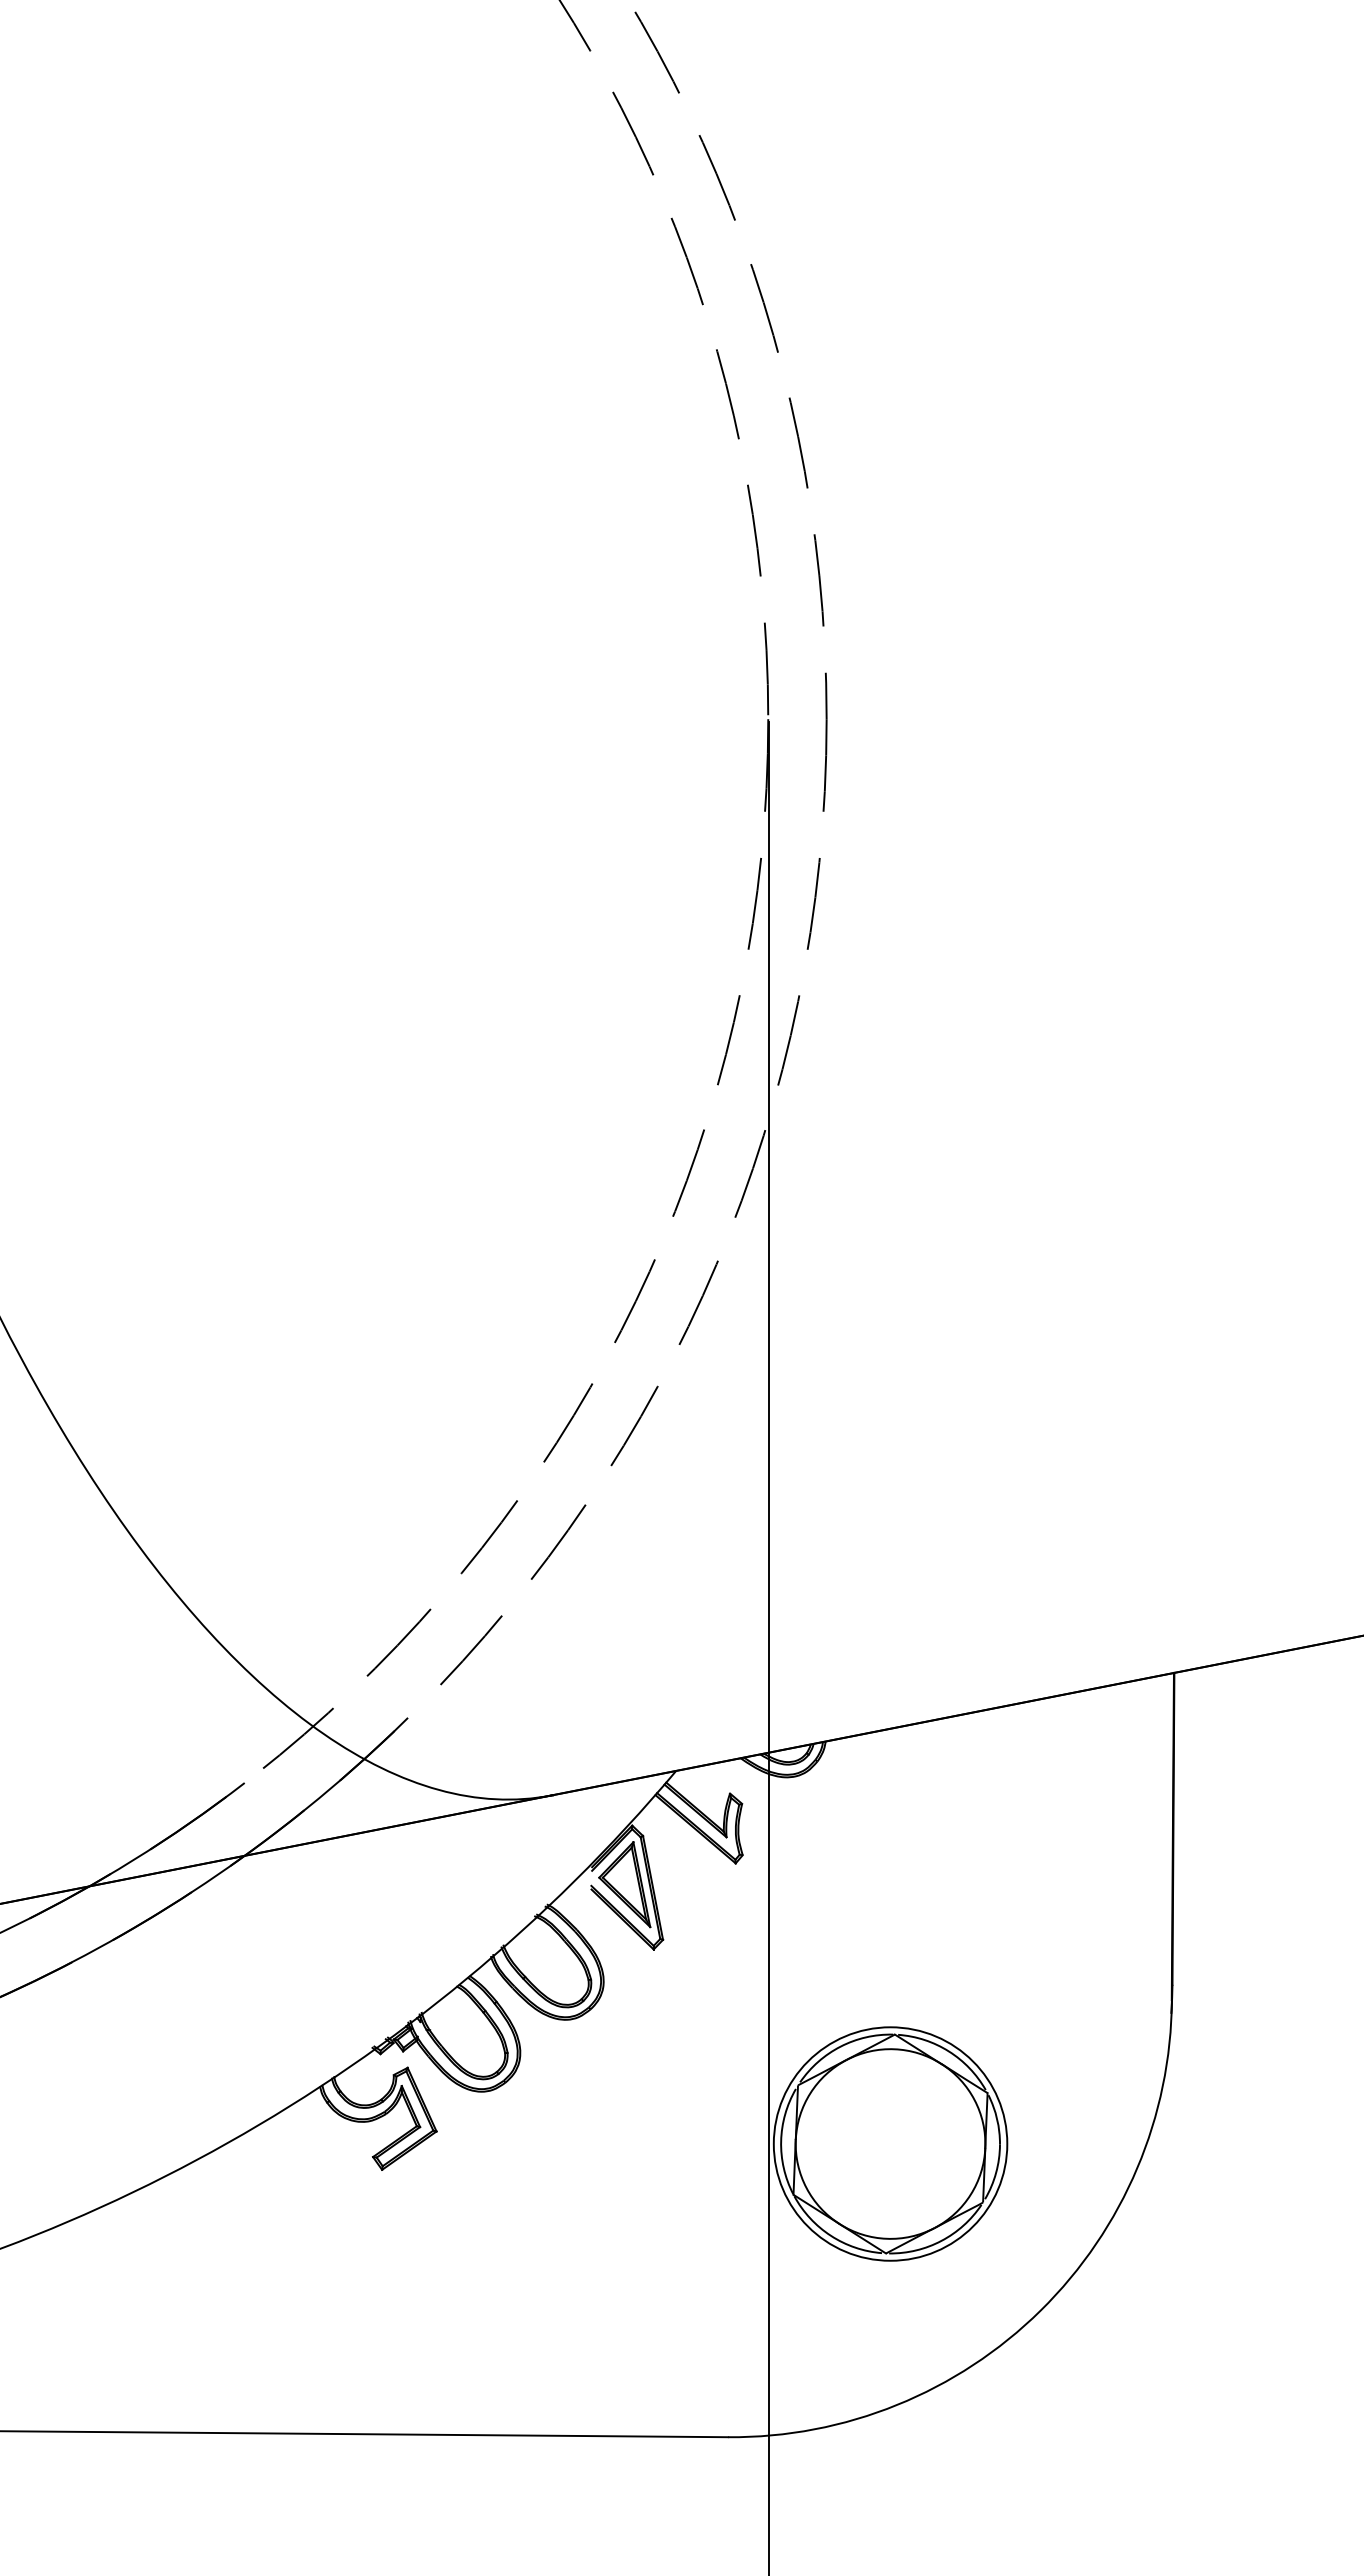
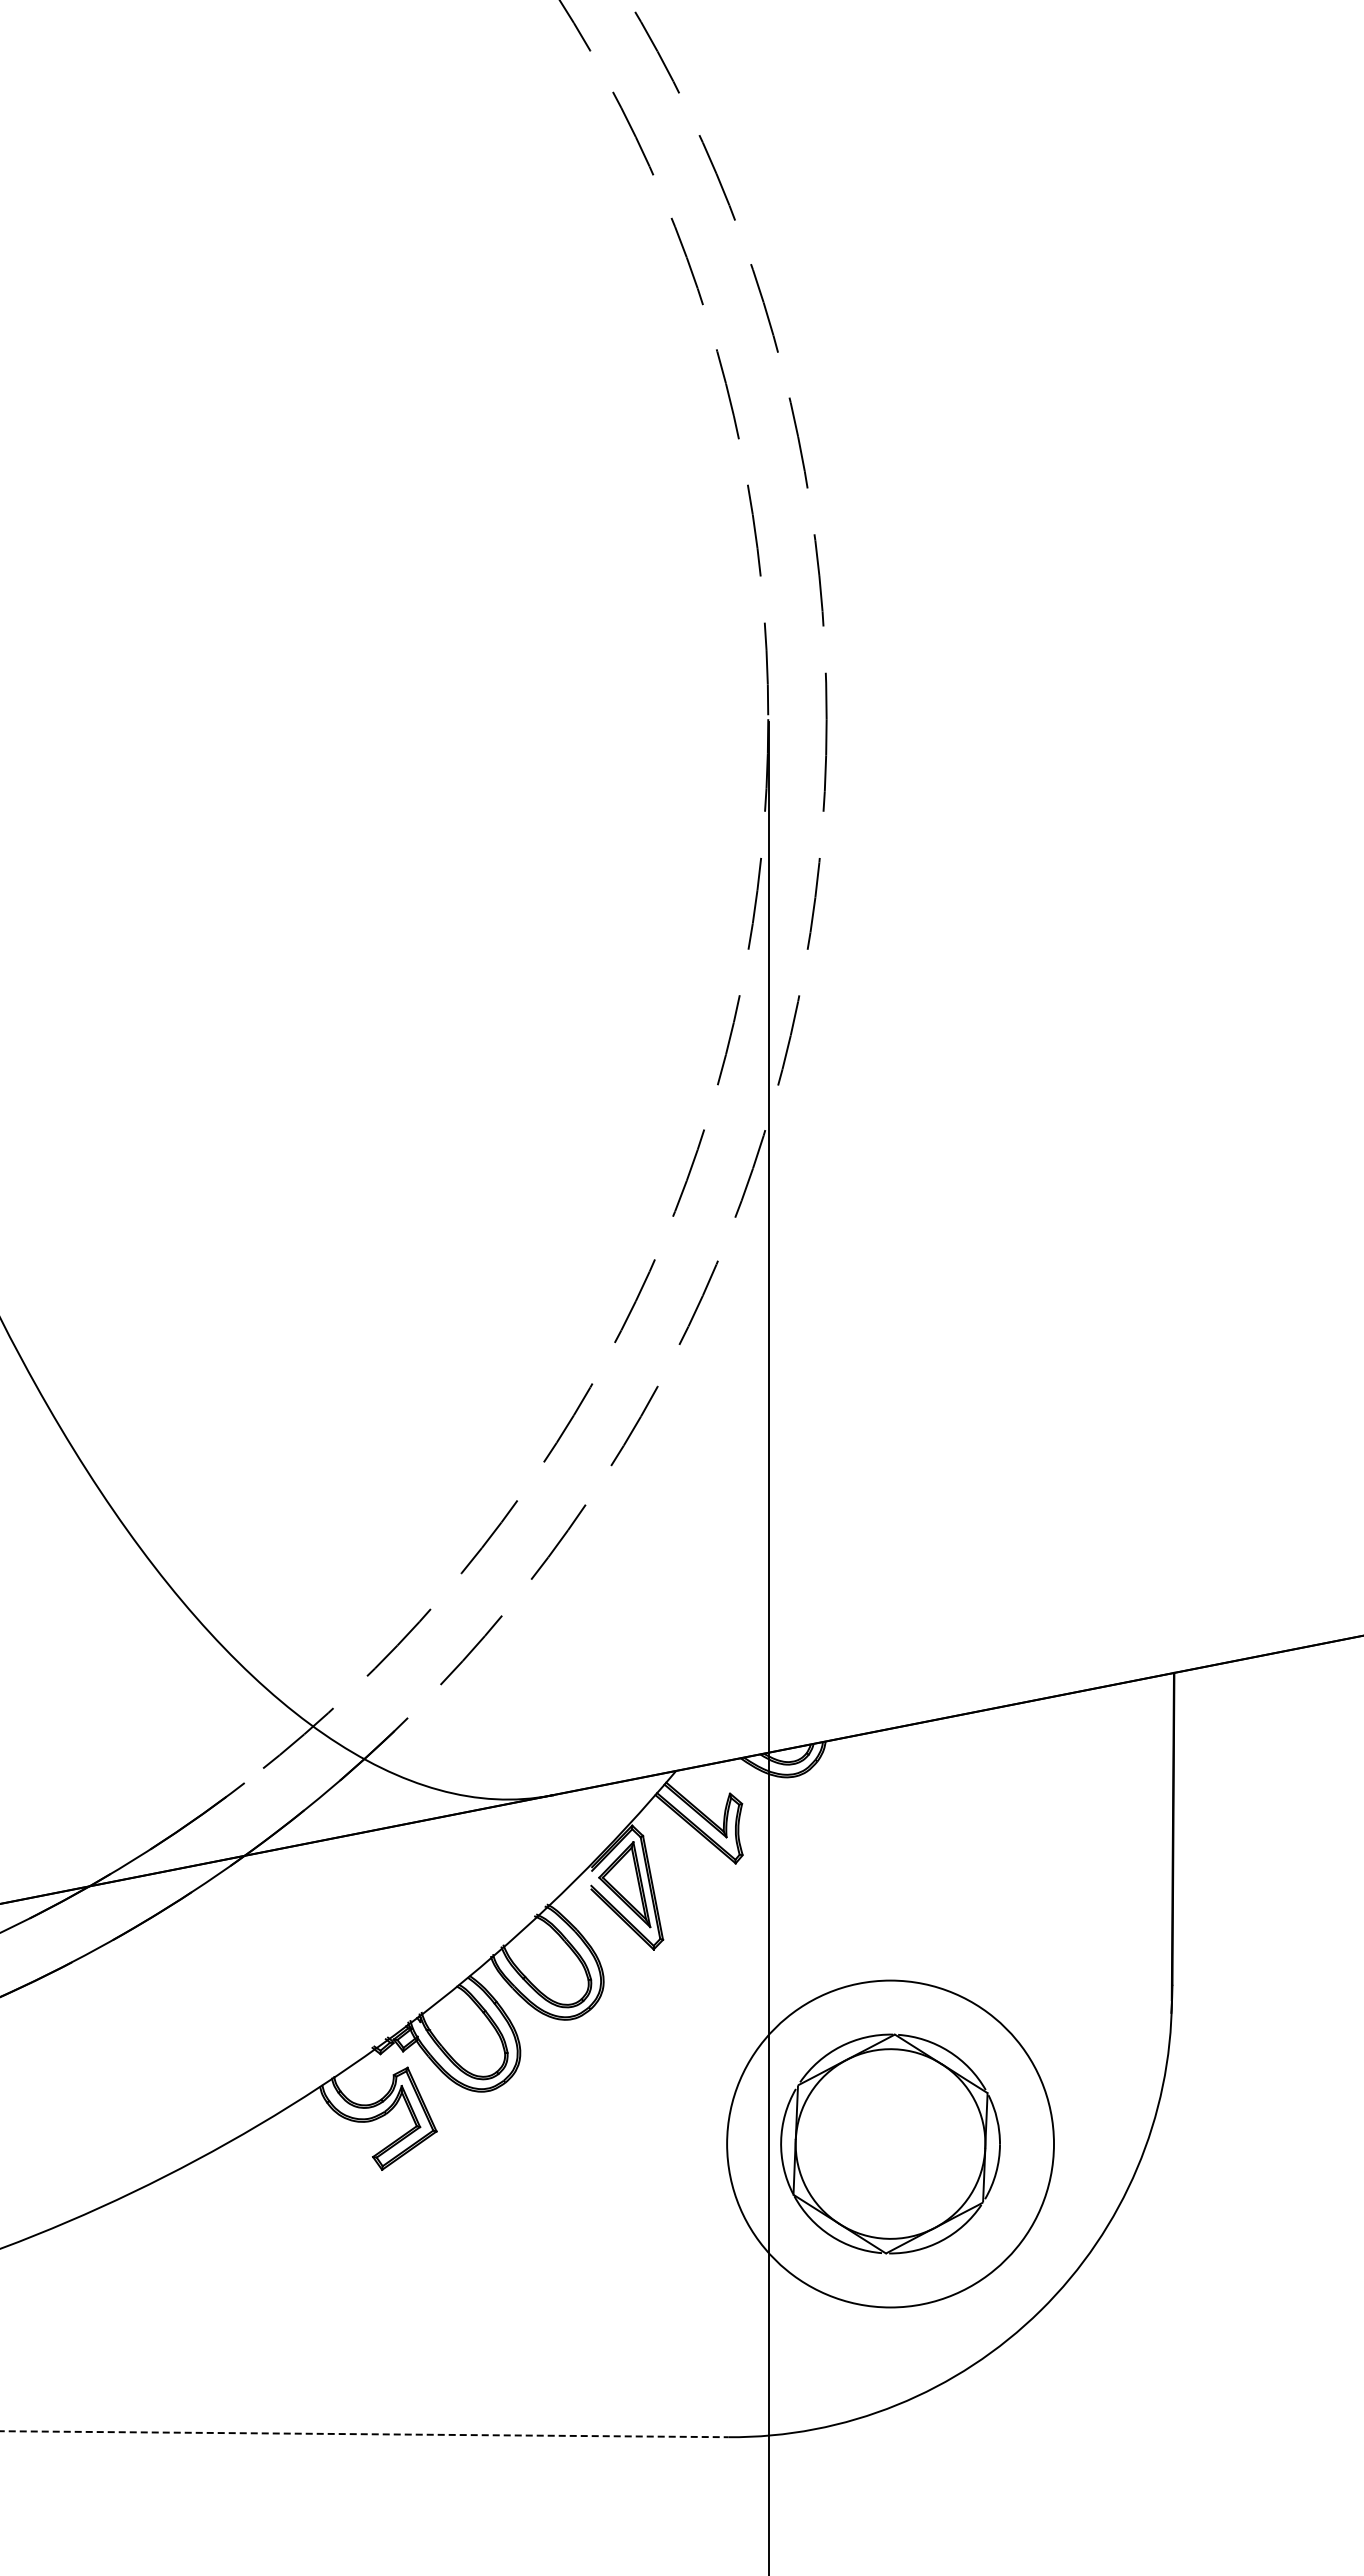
circle diameter: 233 px -> 327 px (890, 2143)
line: solid -> dashed (364, 2434)
